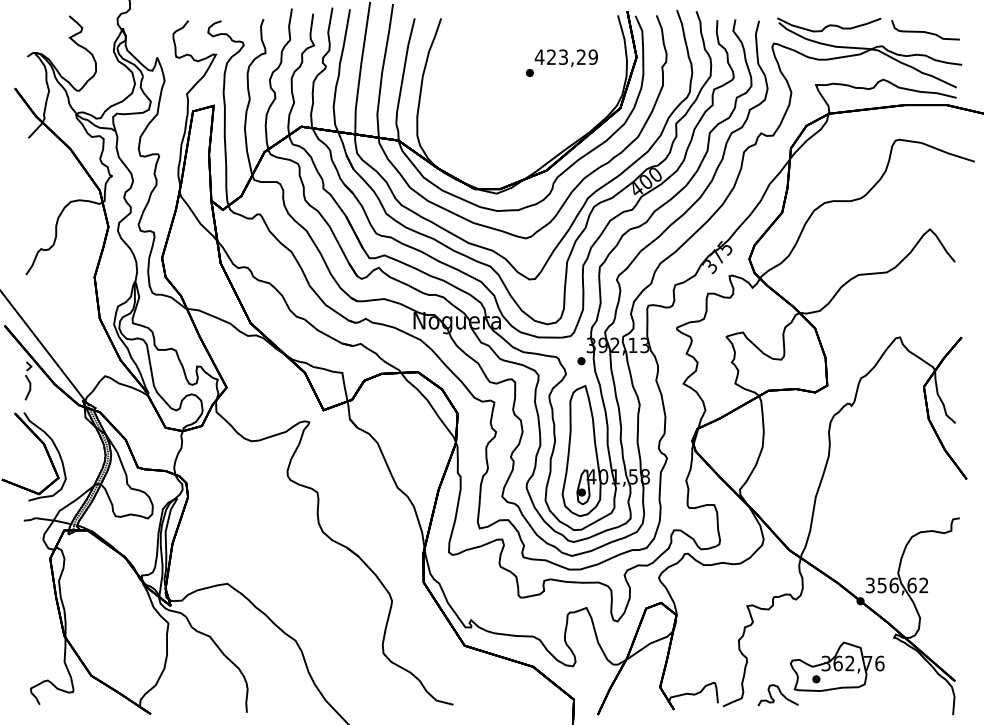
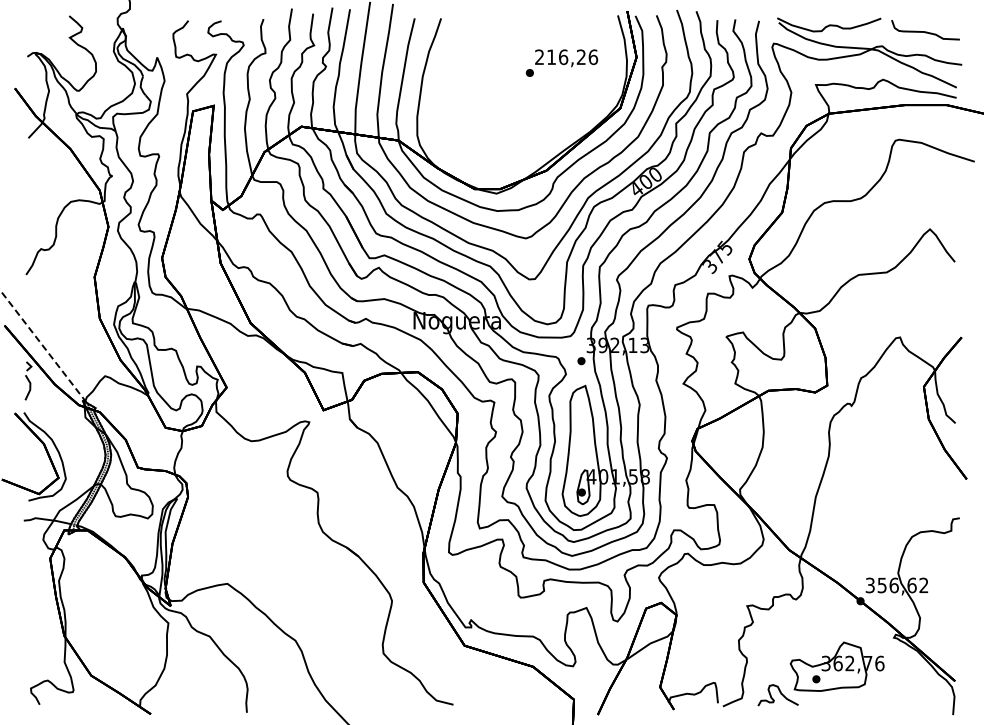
text: 423,29 -> 216,26 (566, 57)
line: solid -> dashed (43, 346)
